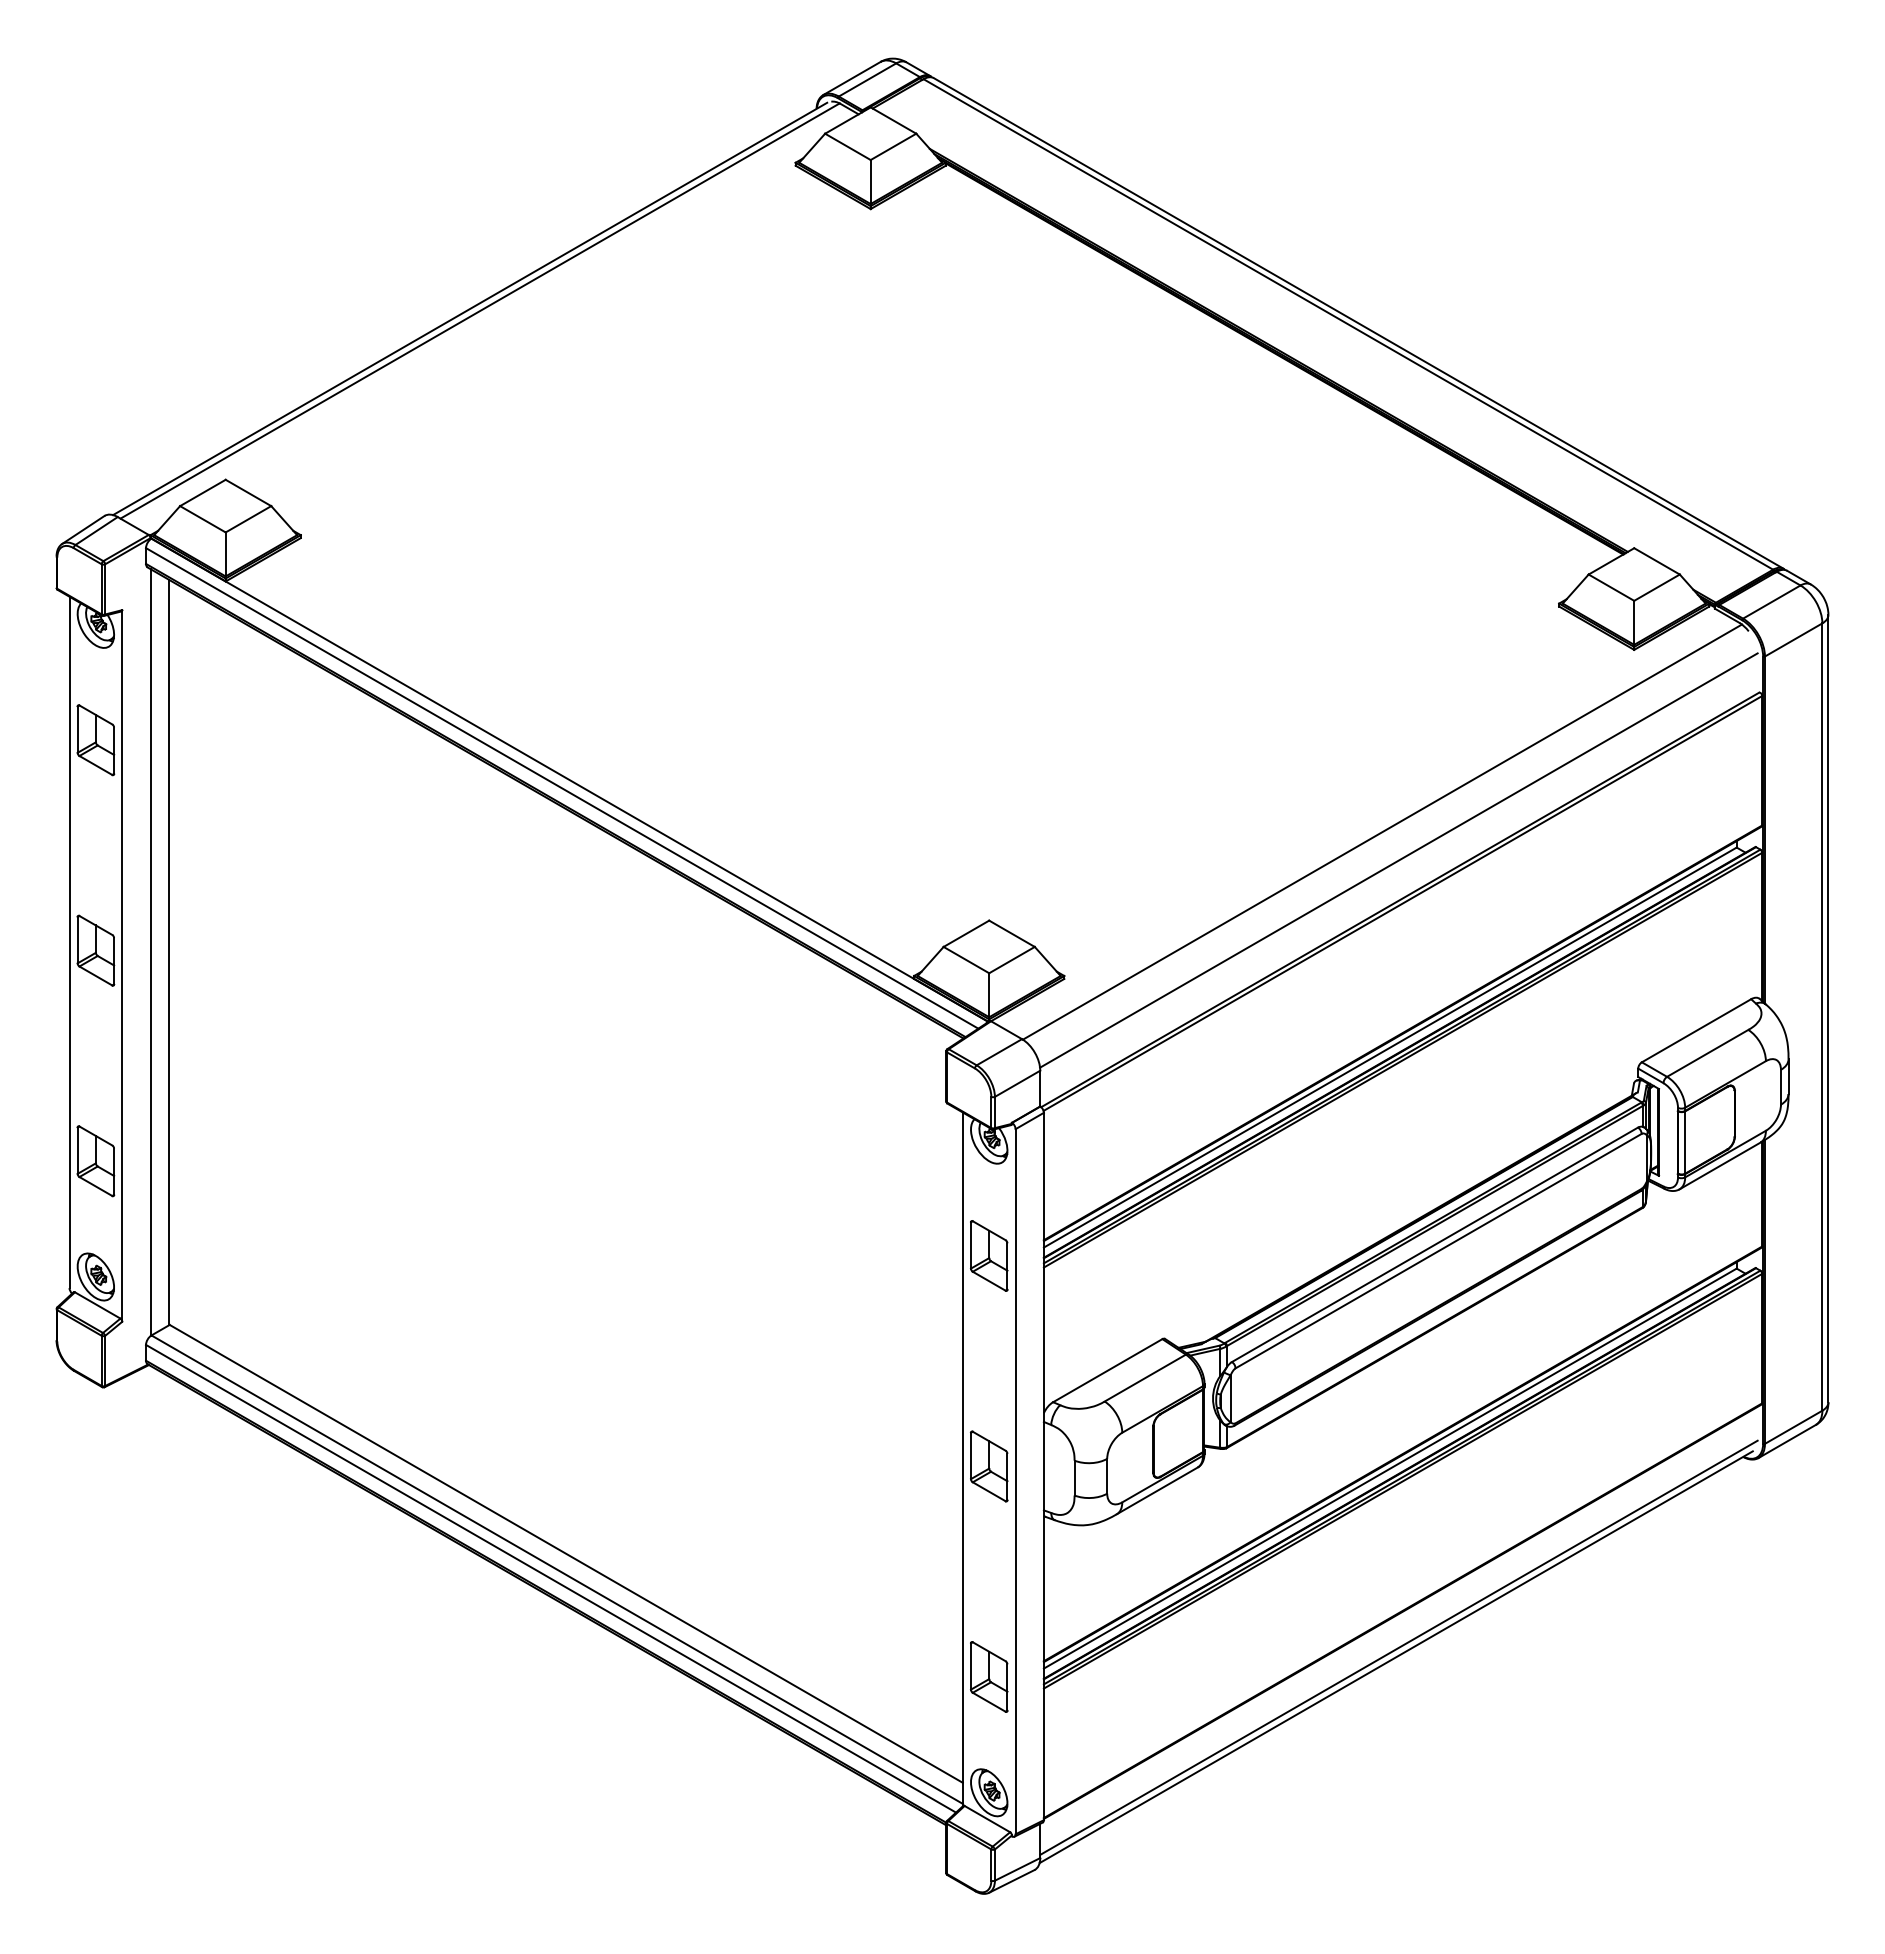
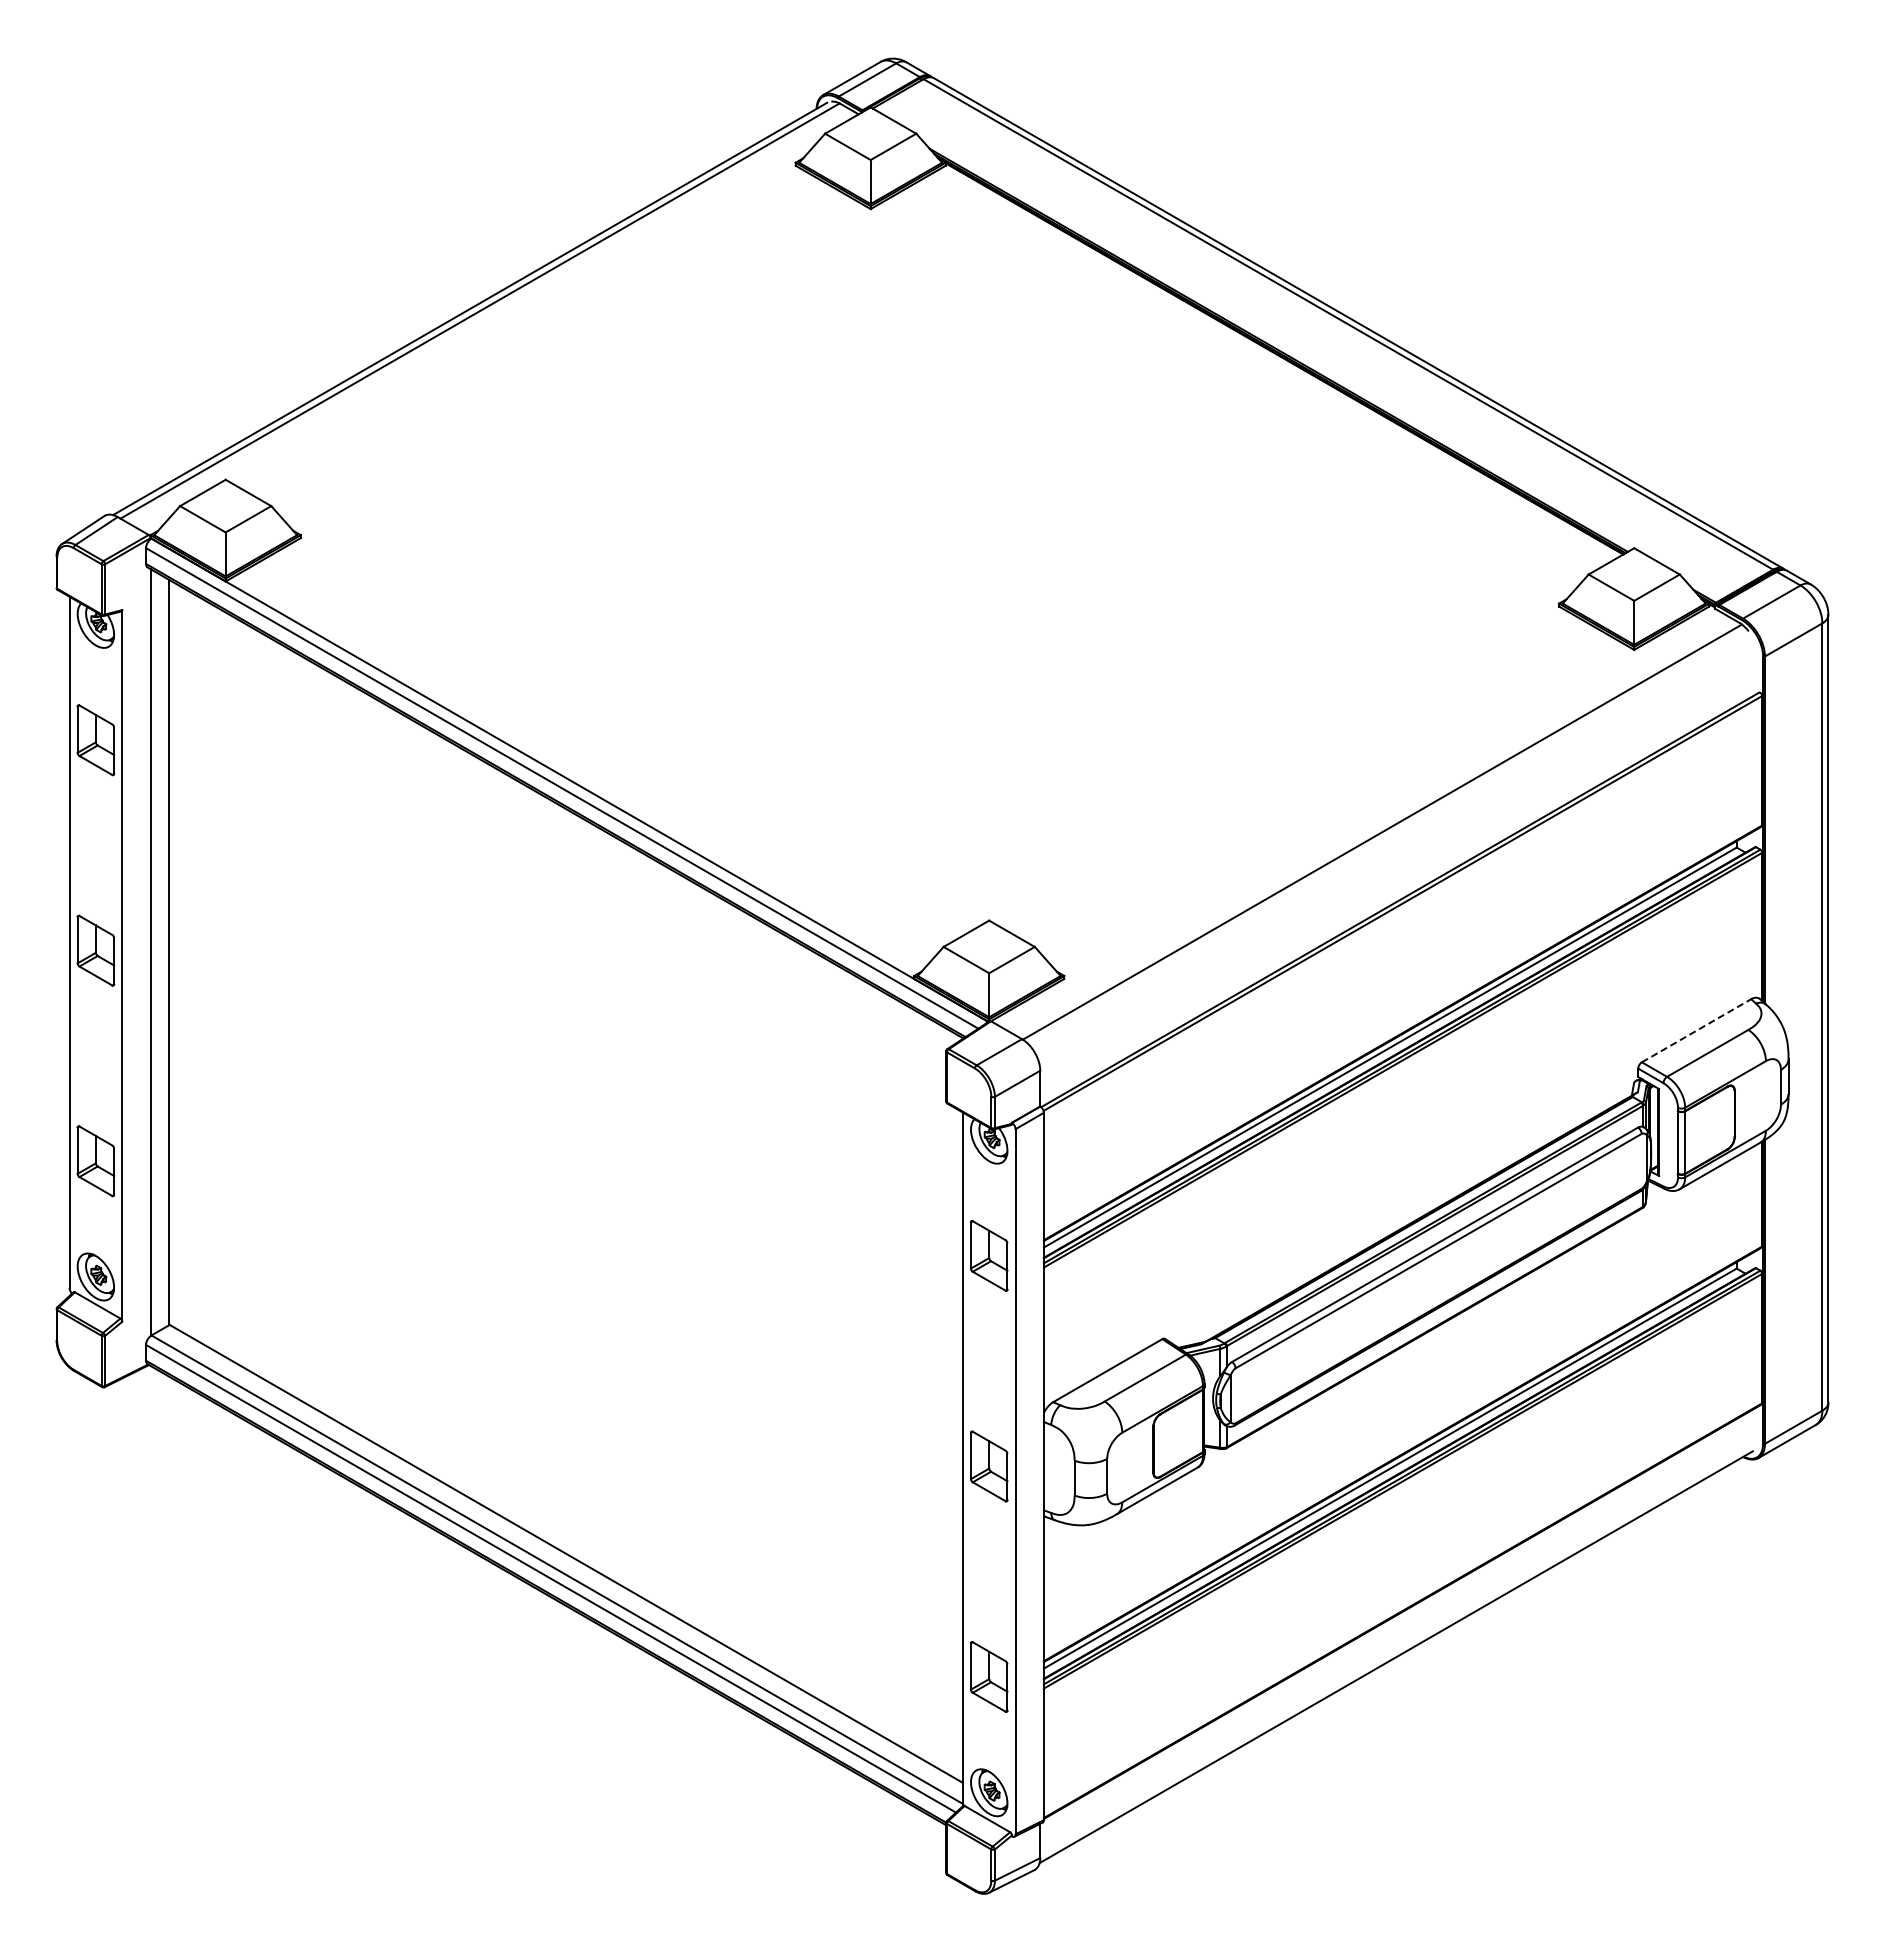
line: present -> none (1398, 860)
line: solid -> dashed (1696, 1030)
line: present -> none (1398, 1647)
